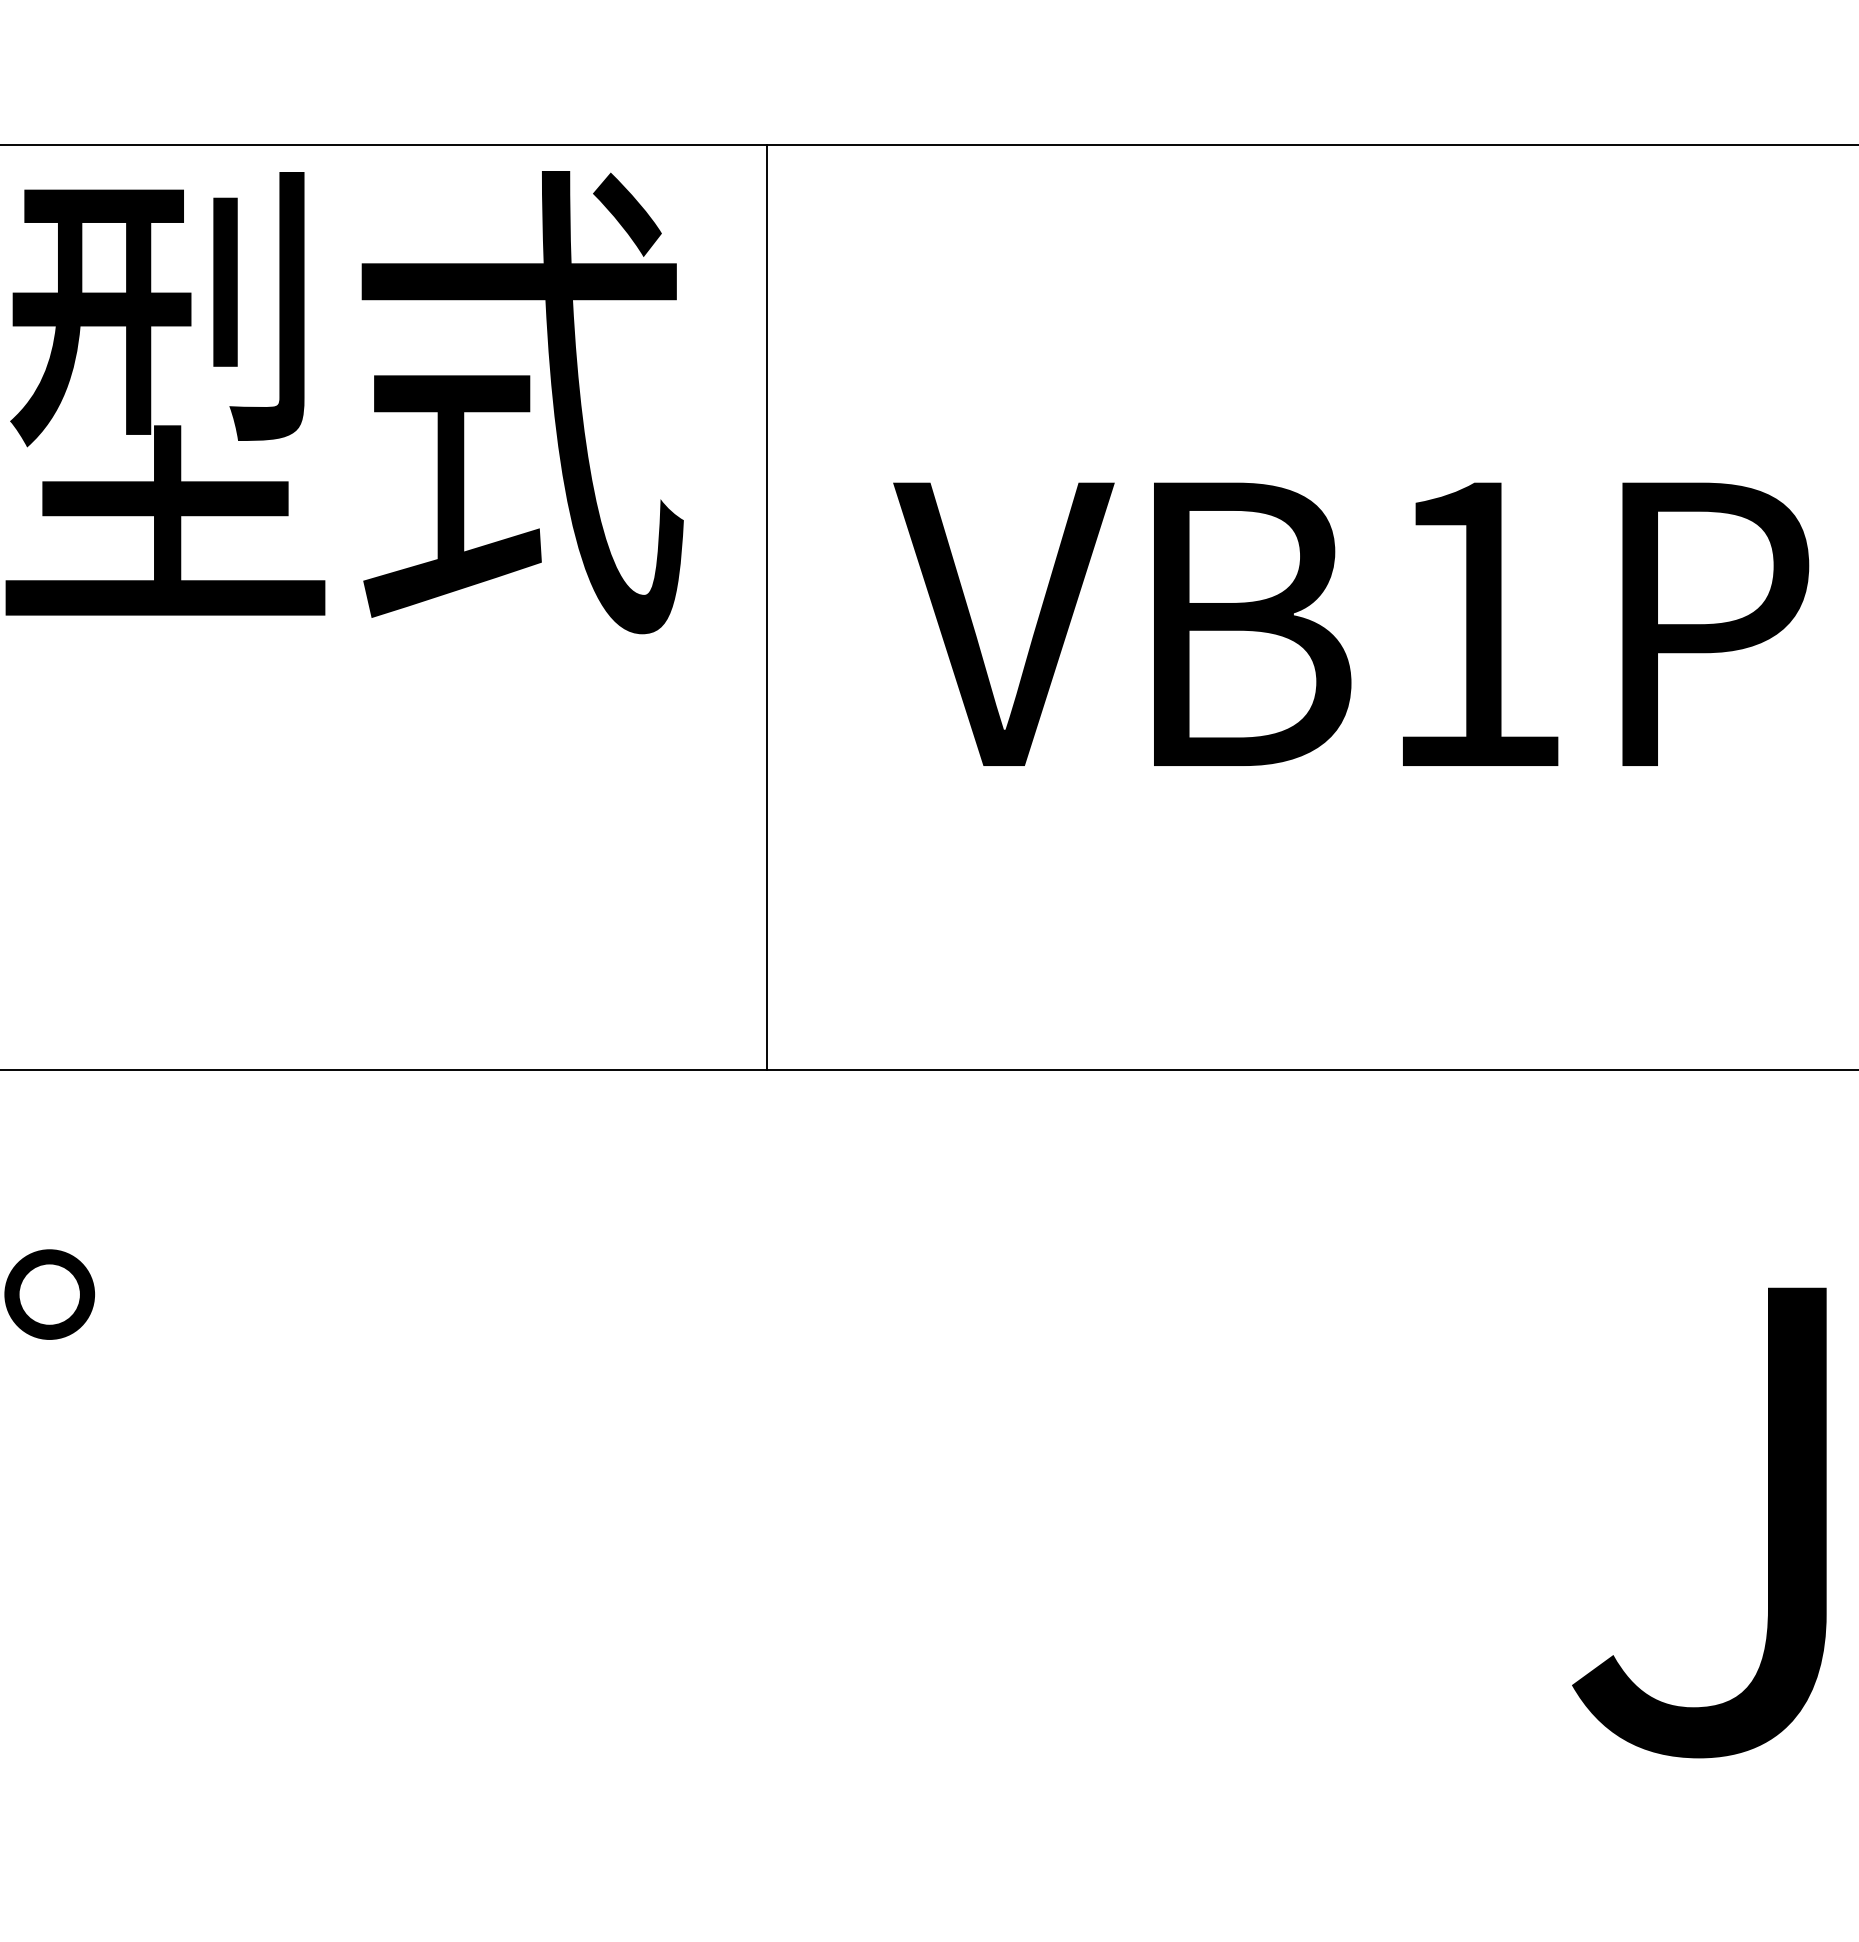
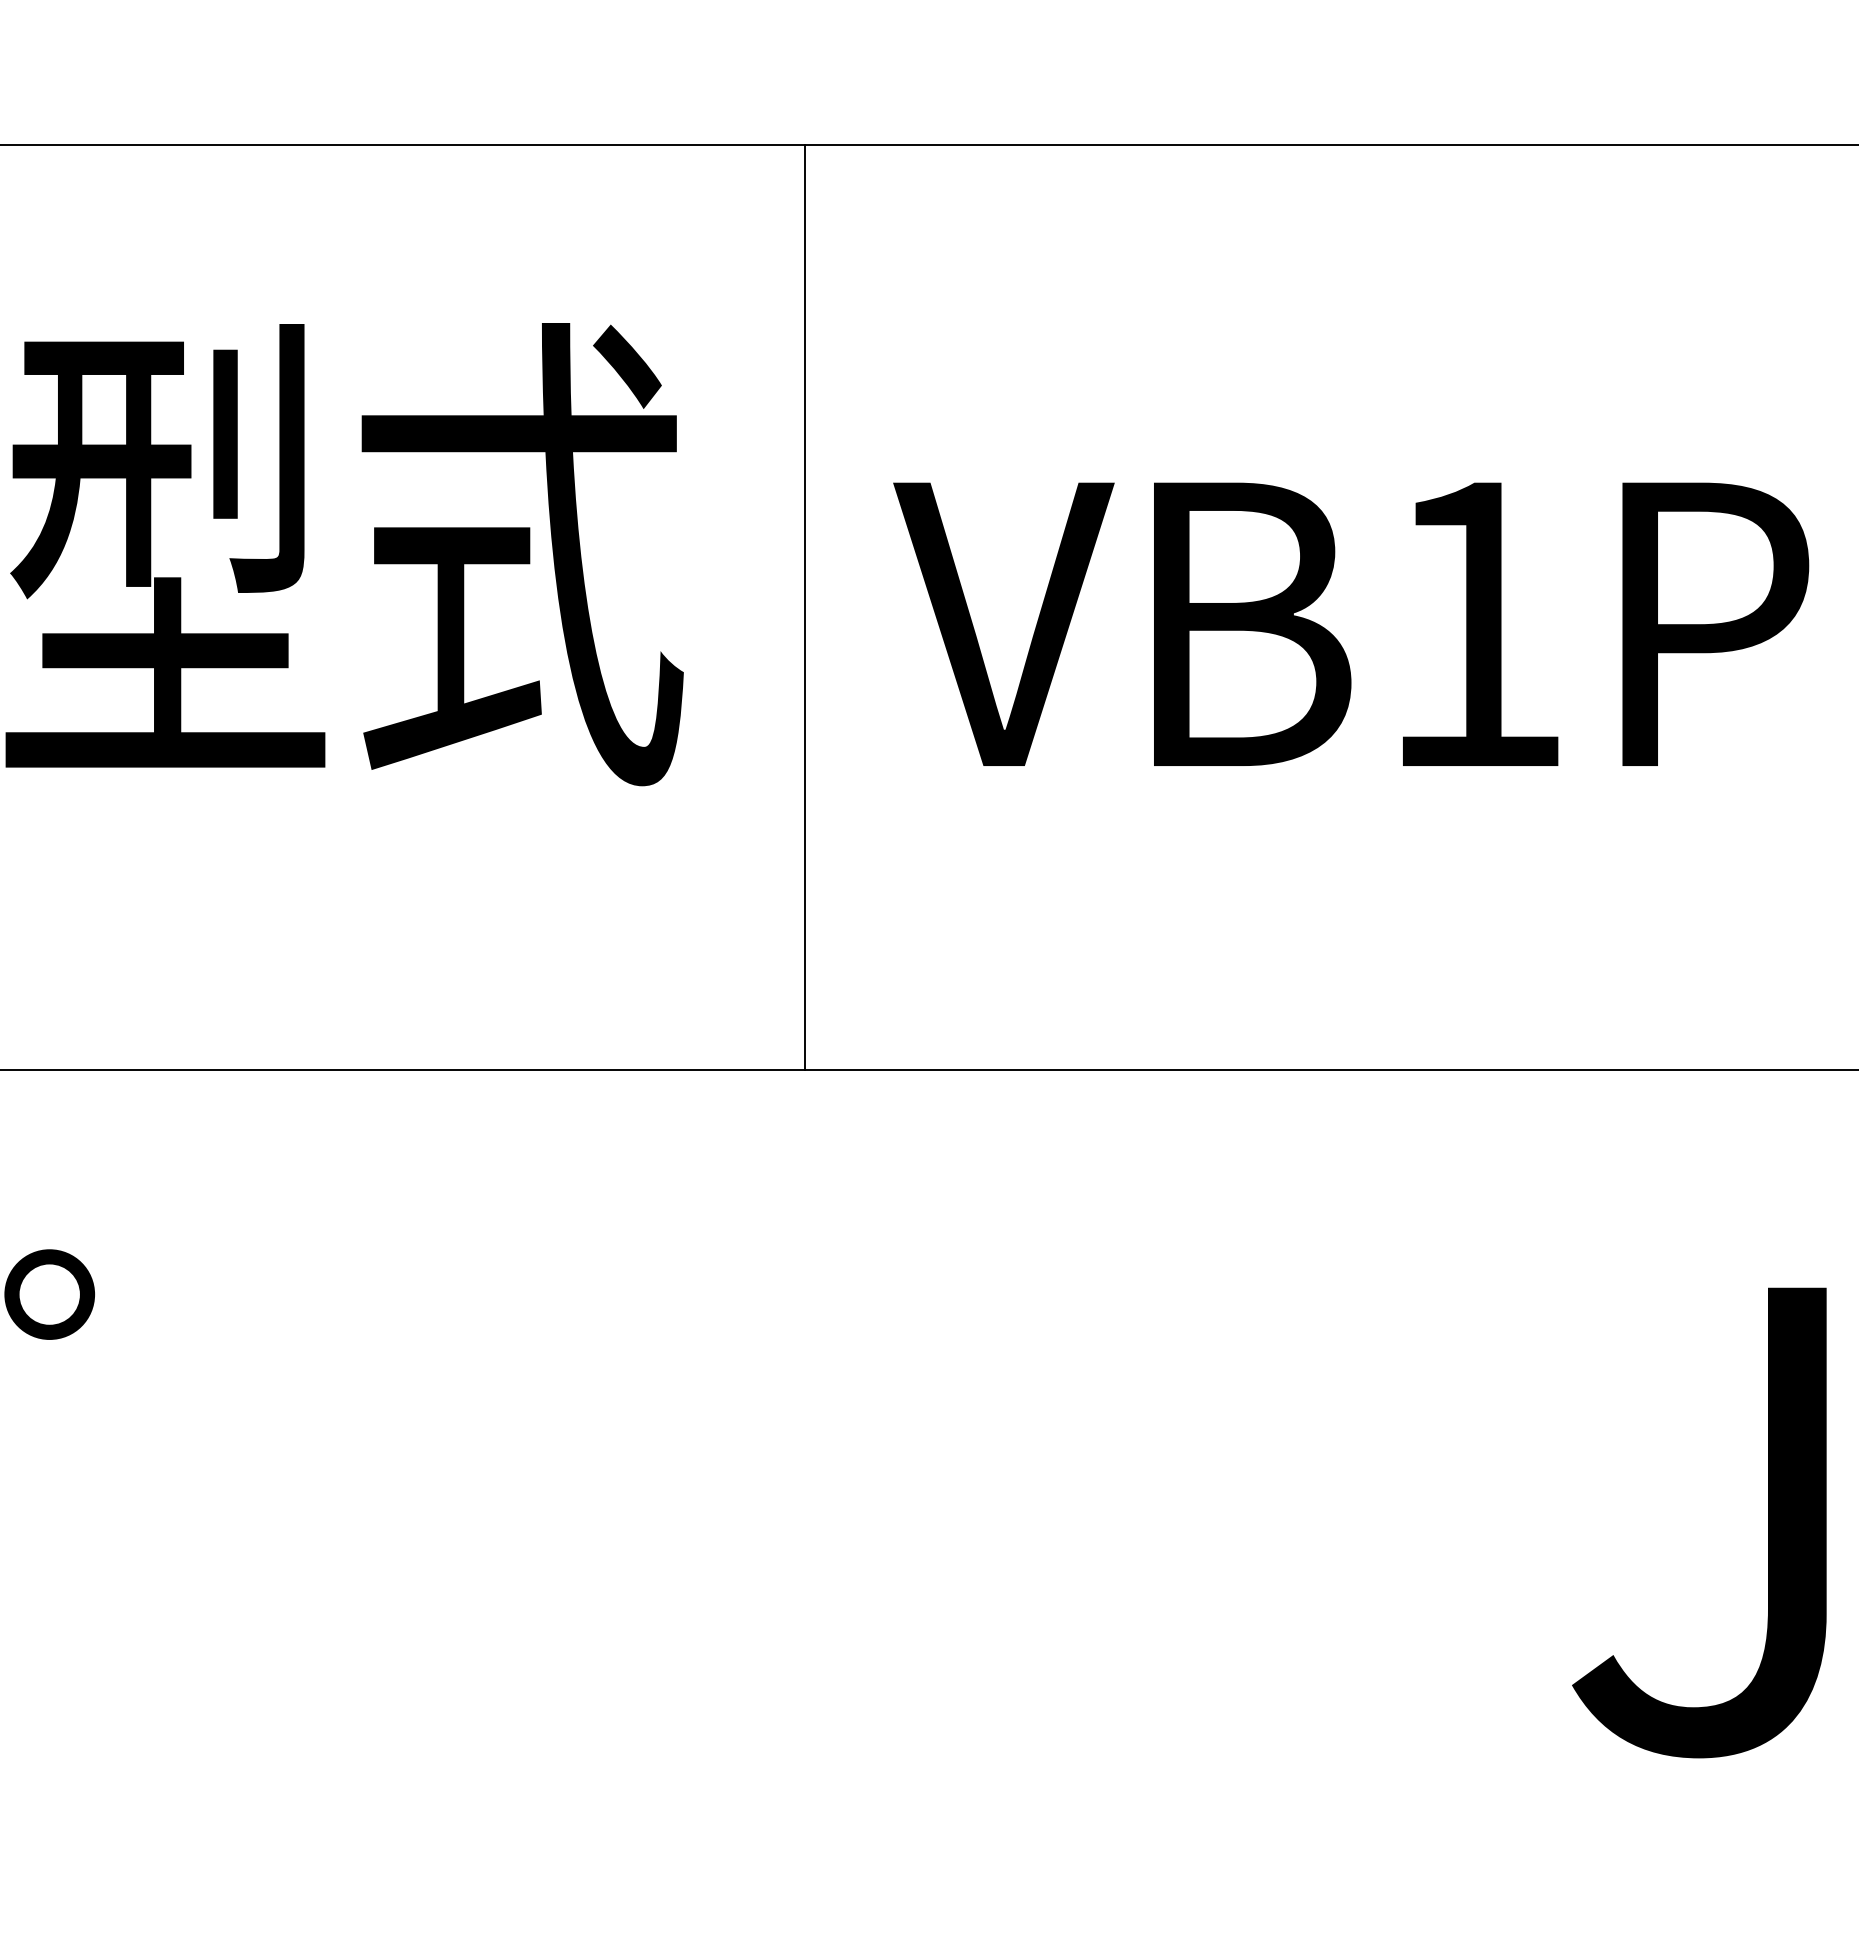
text position: (344, 402) -> (344, 554) (344, 554)
line position: (766, 607) -> (804, 607) (804, 607)
